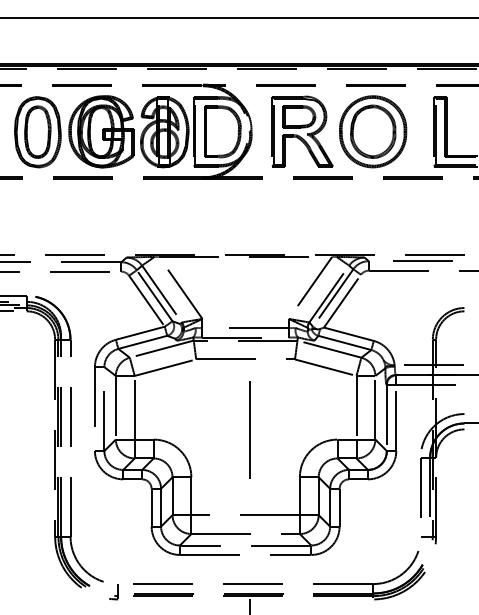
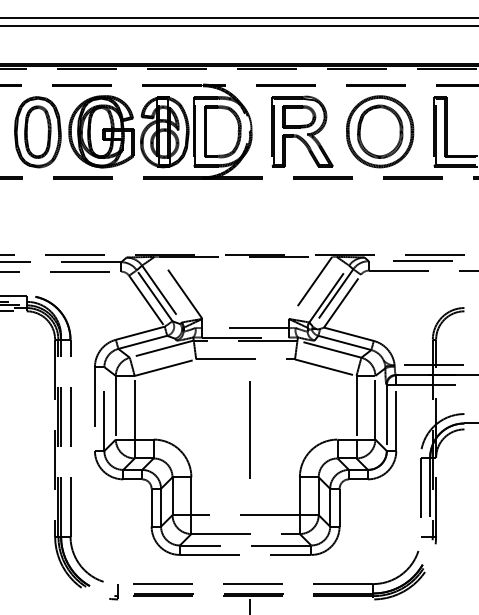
line: none -> present (238, 25)
part position: (373, 131) -> (380, 131) (380, 131)
